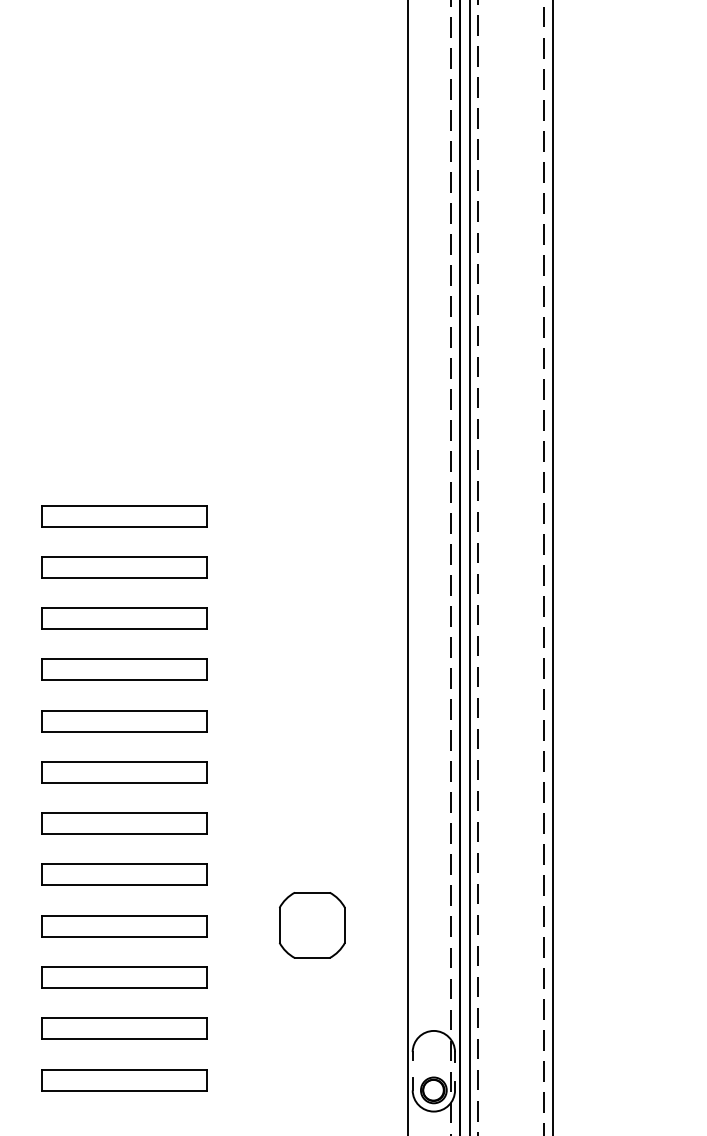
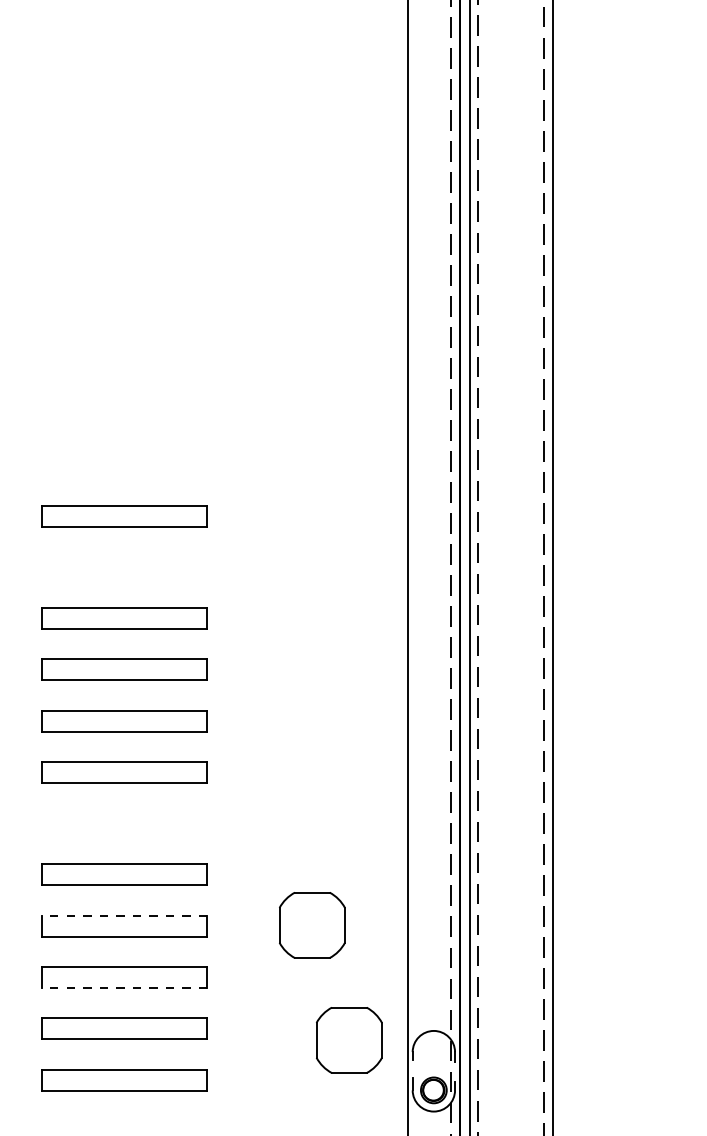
part: present -> none (124, 567)
part: present -> none (124, 823)
line: solid -> dashed (124, 915)
line: solid -> dashed (124, 988)
part: none -> present (349, 1040)
